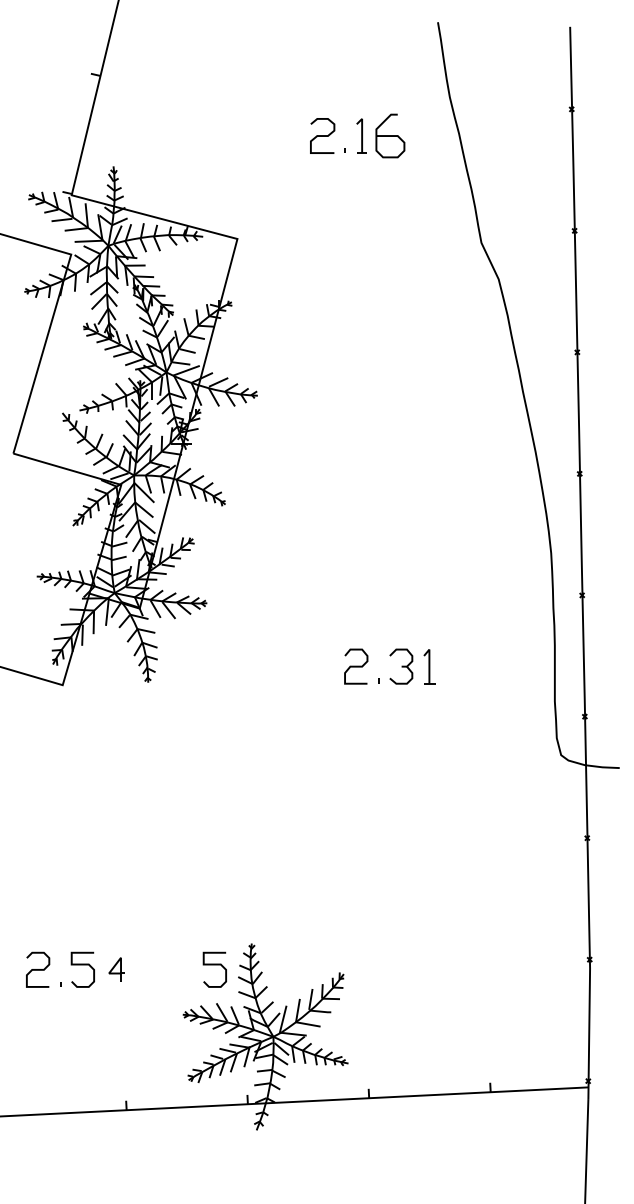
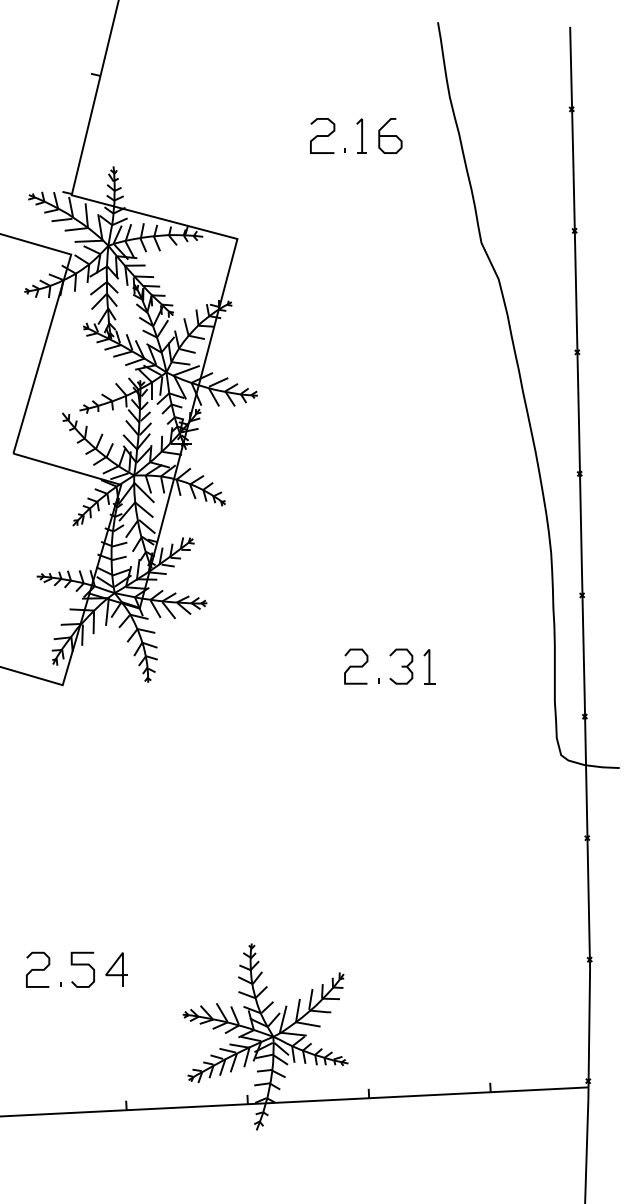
part size: 31x46 px -> 25x36 px (390, 135)
curve: present -> none (214, 965)
part size: 17x25 px -> 23x35 px (116, 969)
